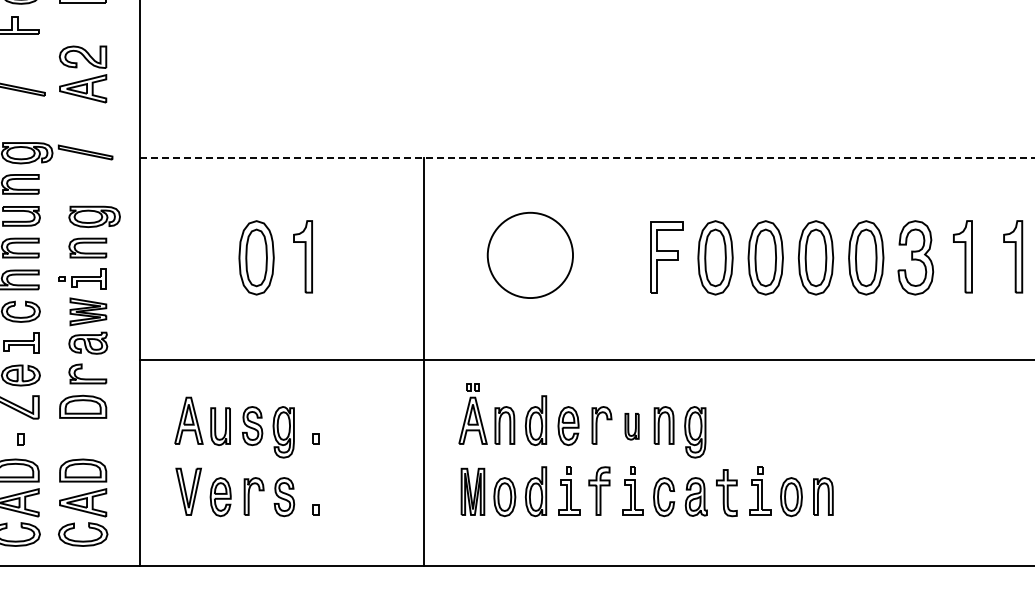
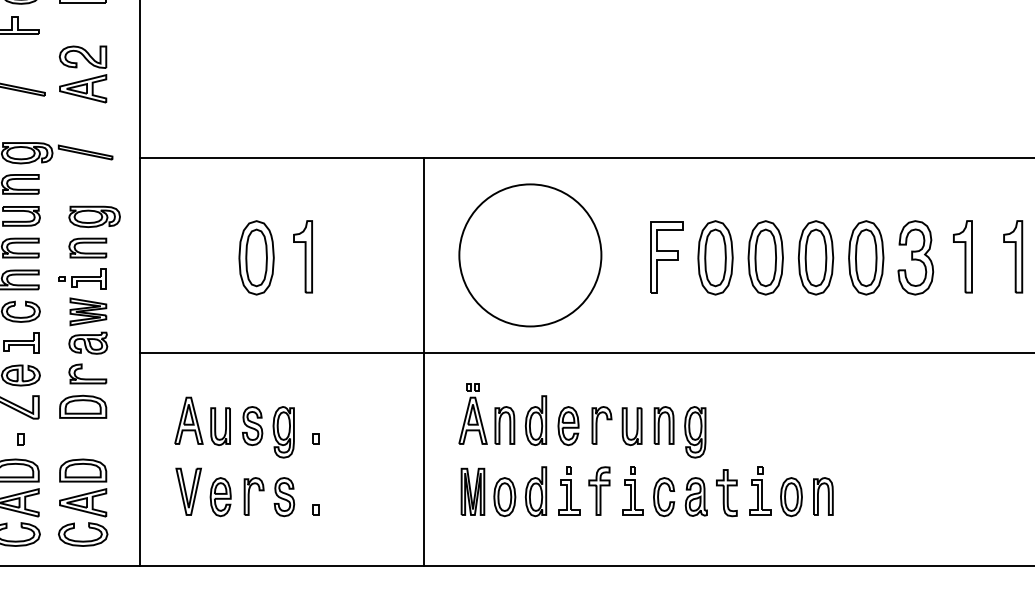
line: dashed -> solid (587, 157)
circle diameter: 85 px -> 142 px (530, 255)
line position: (585, 360) -> (585, 353) (585, 353)
part size: 16x28 px -> 22x40 px (631, 426)
